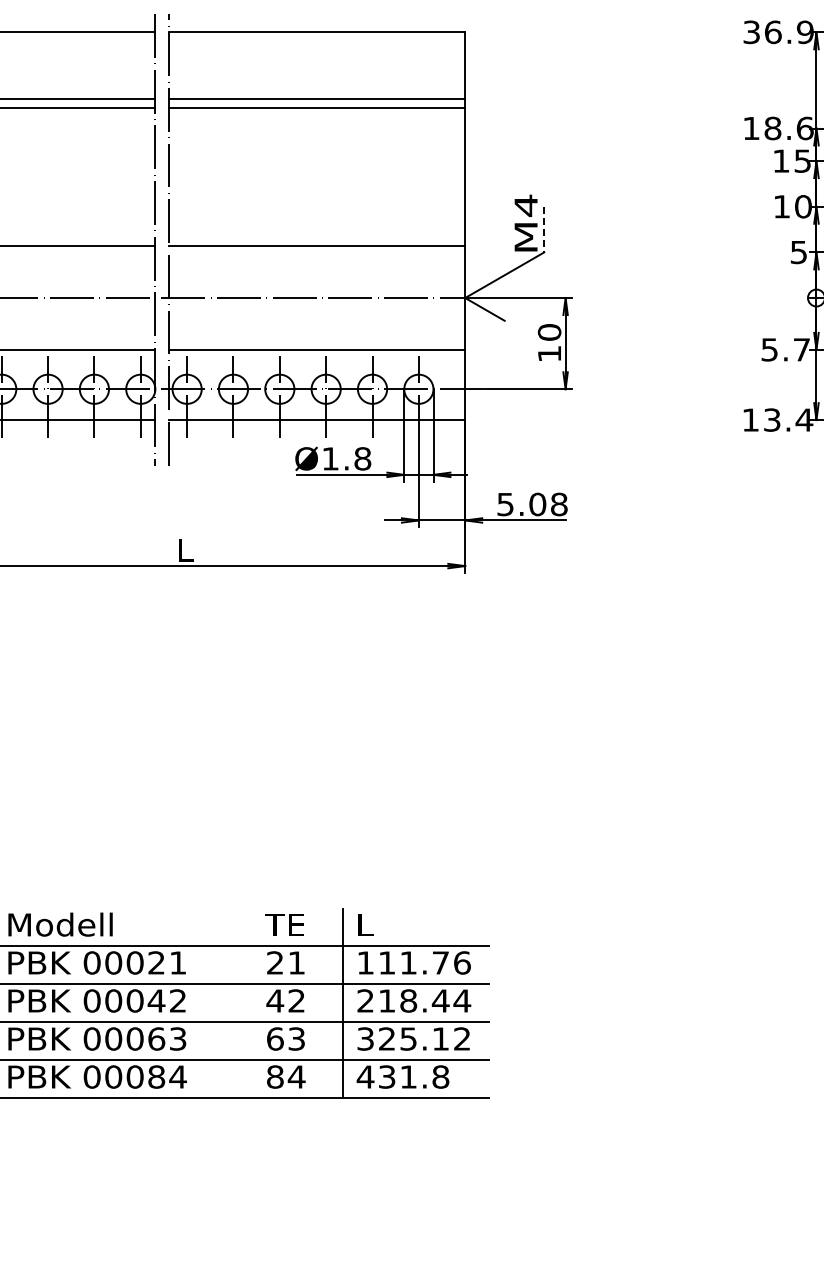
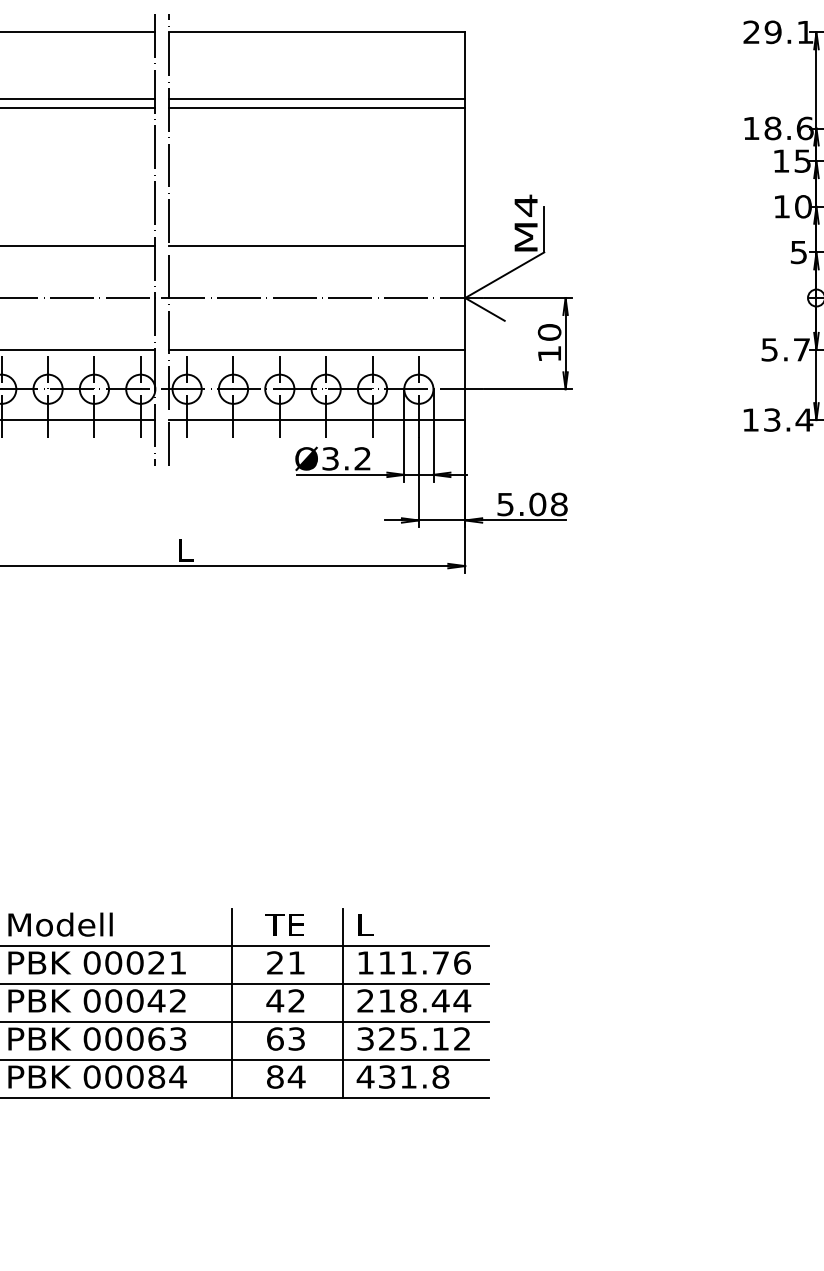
text: 36.9 -> 29.1 (778, 32)
line: dashed -> solid (544, 229)
text: Ø1.8 -> Ø3.2 (346, 458)
line: none -> present (232, 1003)
